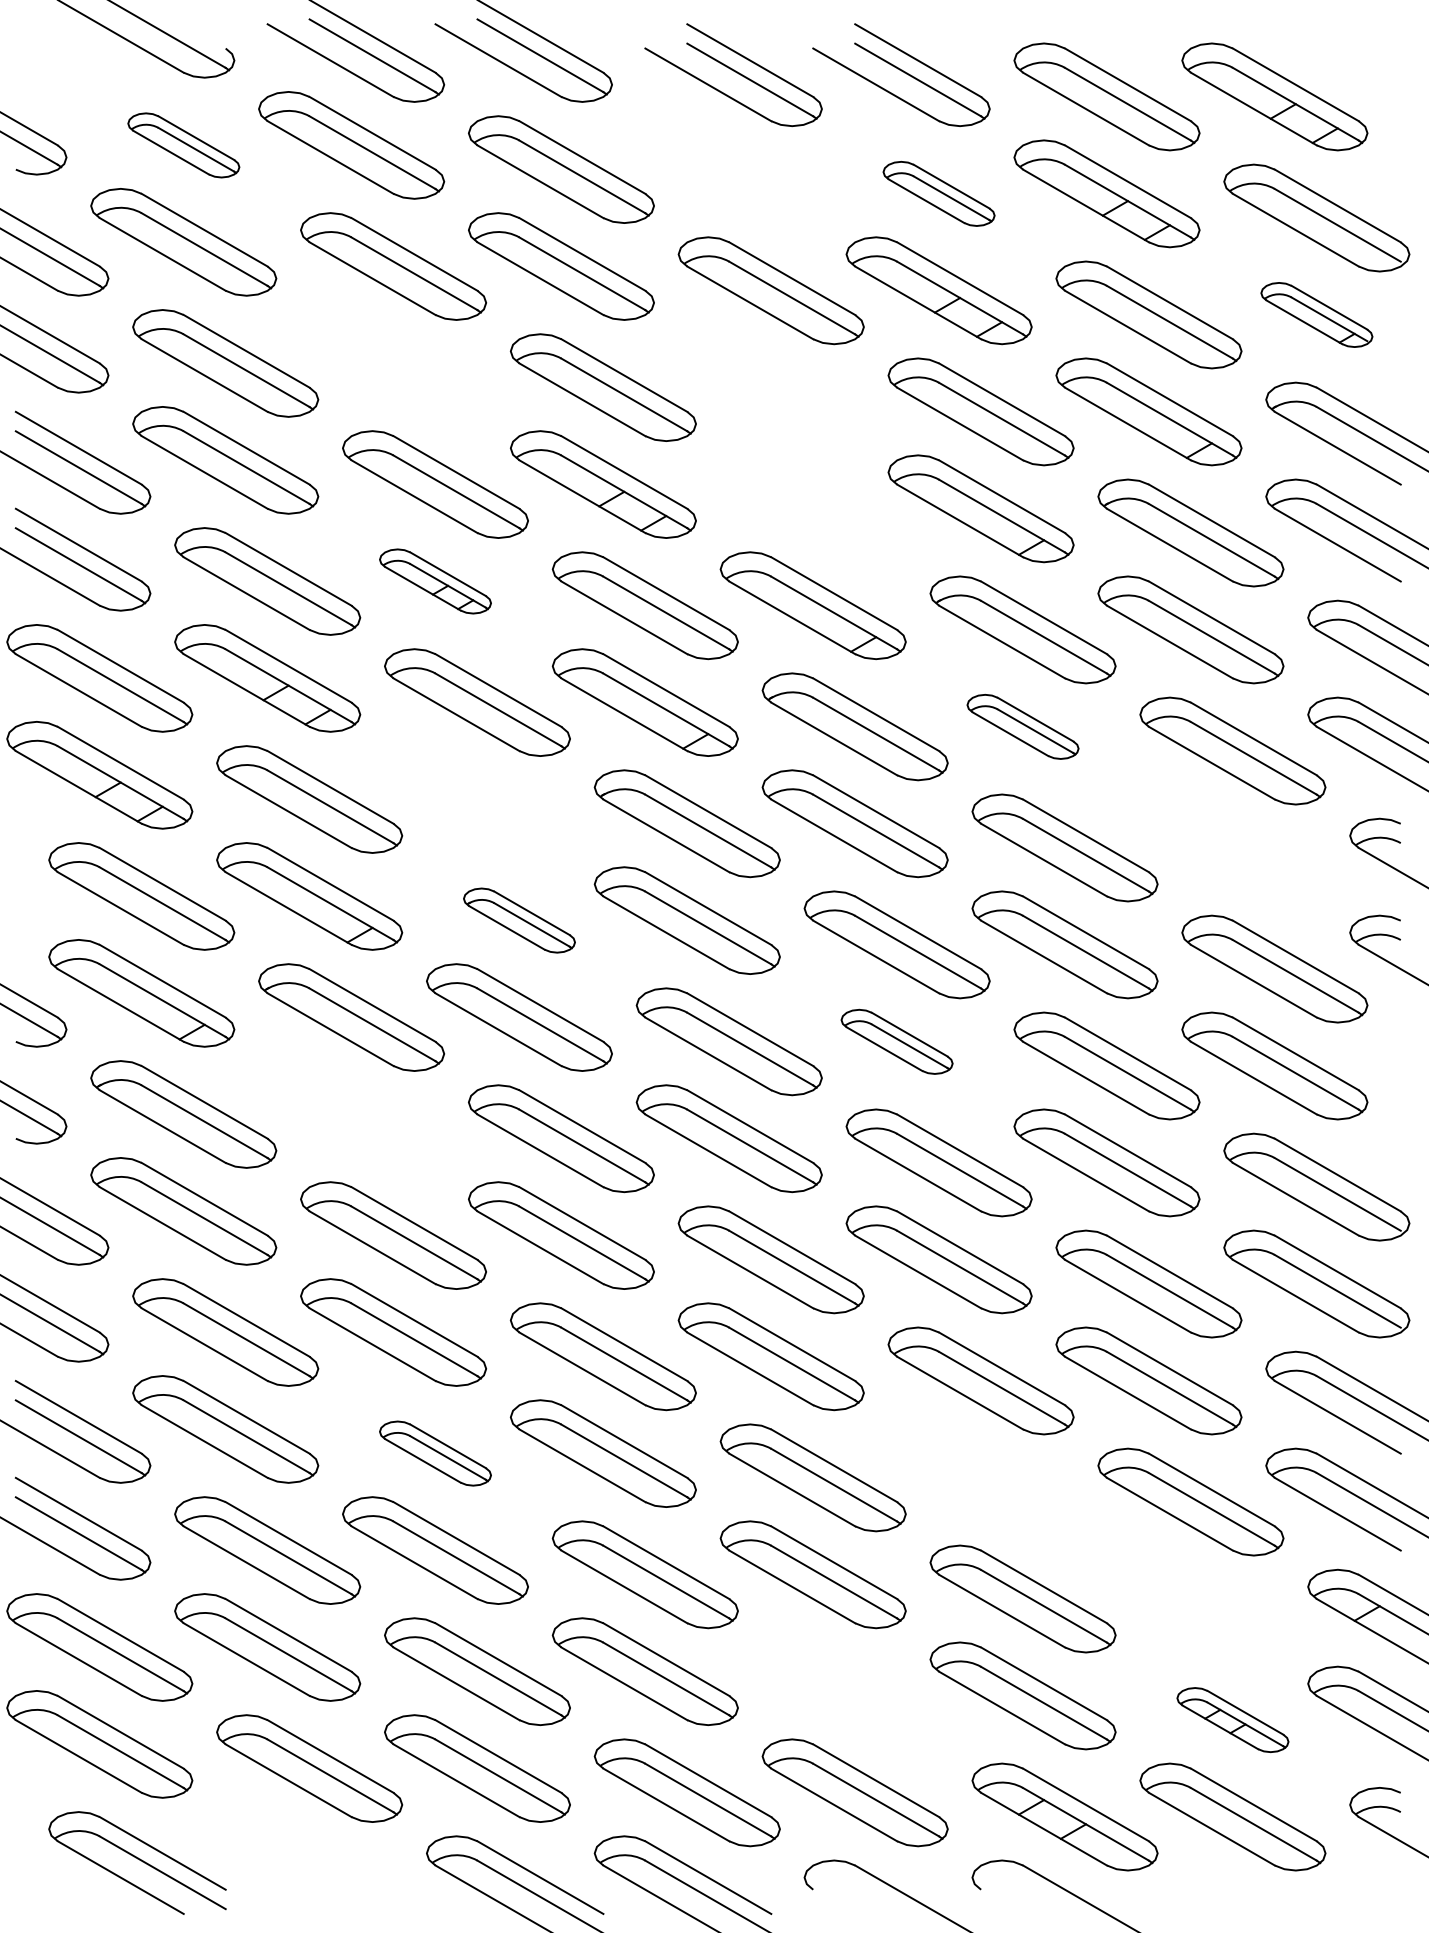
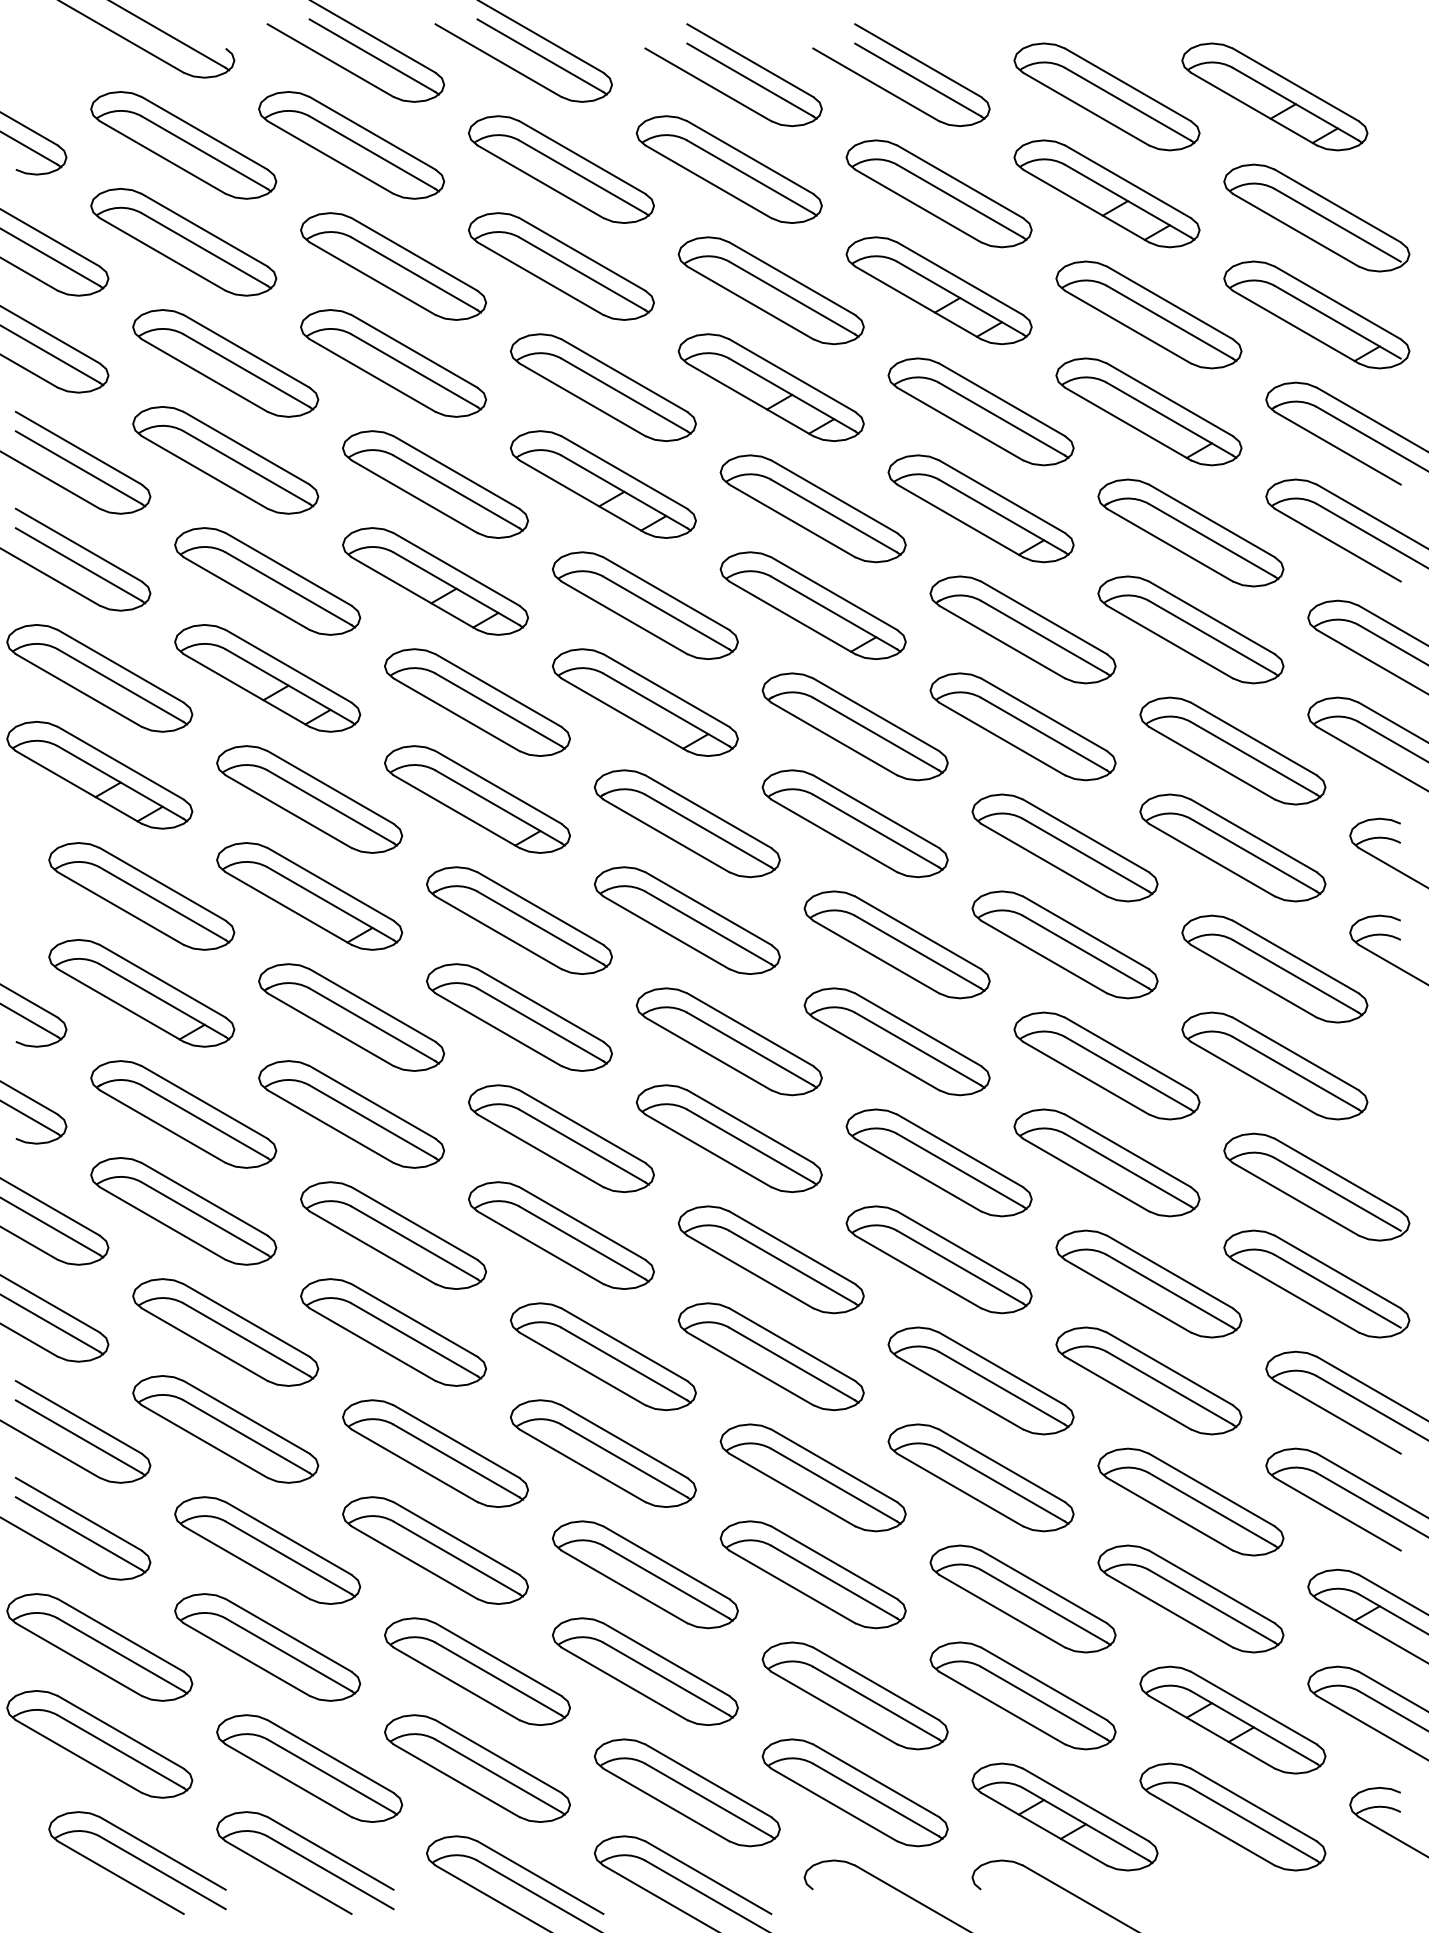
part size: 114x67 px -> 188x109 px (183, 145)
part: none -> present (728, 169)
part size: 114x66 px -> 188x110 px (938, 193)
part size: 114x66 px -> 188x110 px (1316, 314)
part: none -> present (393, 363)
part: none -> present (770, 387)
part: none -> present (812, 508)
part size: 113x67 px -> 187x109 px (435, 581)
part size: 114x66 px -> 188x110 px (1022, 726)
part: none -> present (477, 799)
part: none -> present (1232, 847)
part size: 113x67 px -> 187x109 px (519, 920)
part size: 114x67 px -> 188x110 px (896, 1041)
part: none -> present (351, 1114)
part size: 113x67 px -> 187x109 px (435, 1453)
part: none -> present (980, 1477)
part: none -> present (1190, 1598)
part: none -> present (854, 1695)
part size: 114x66 px -> 188x110 px (1232, 1719)
part: none -> present (305, 1862)
